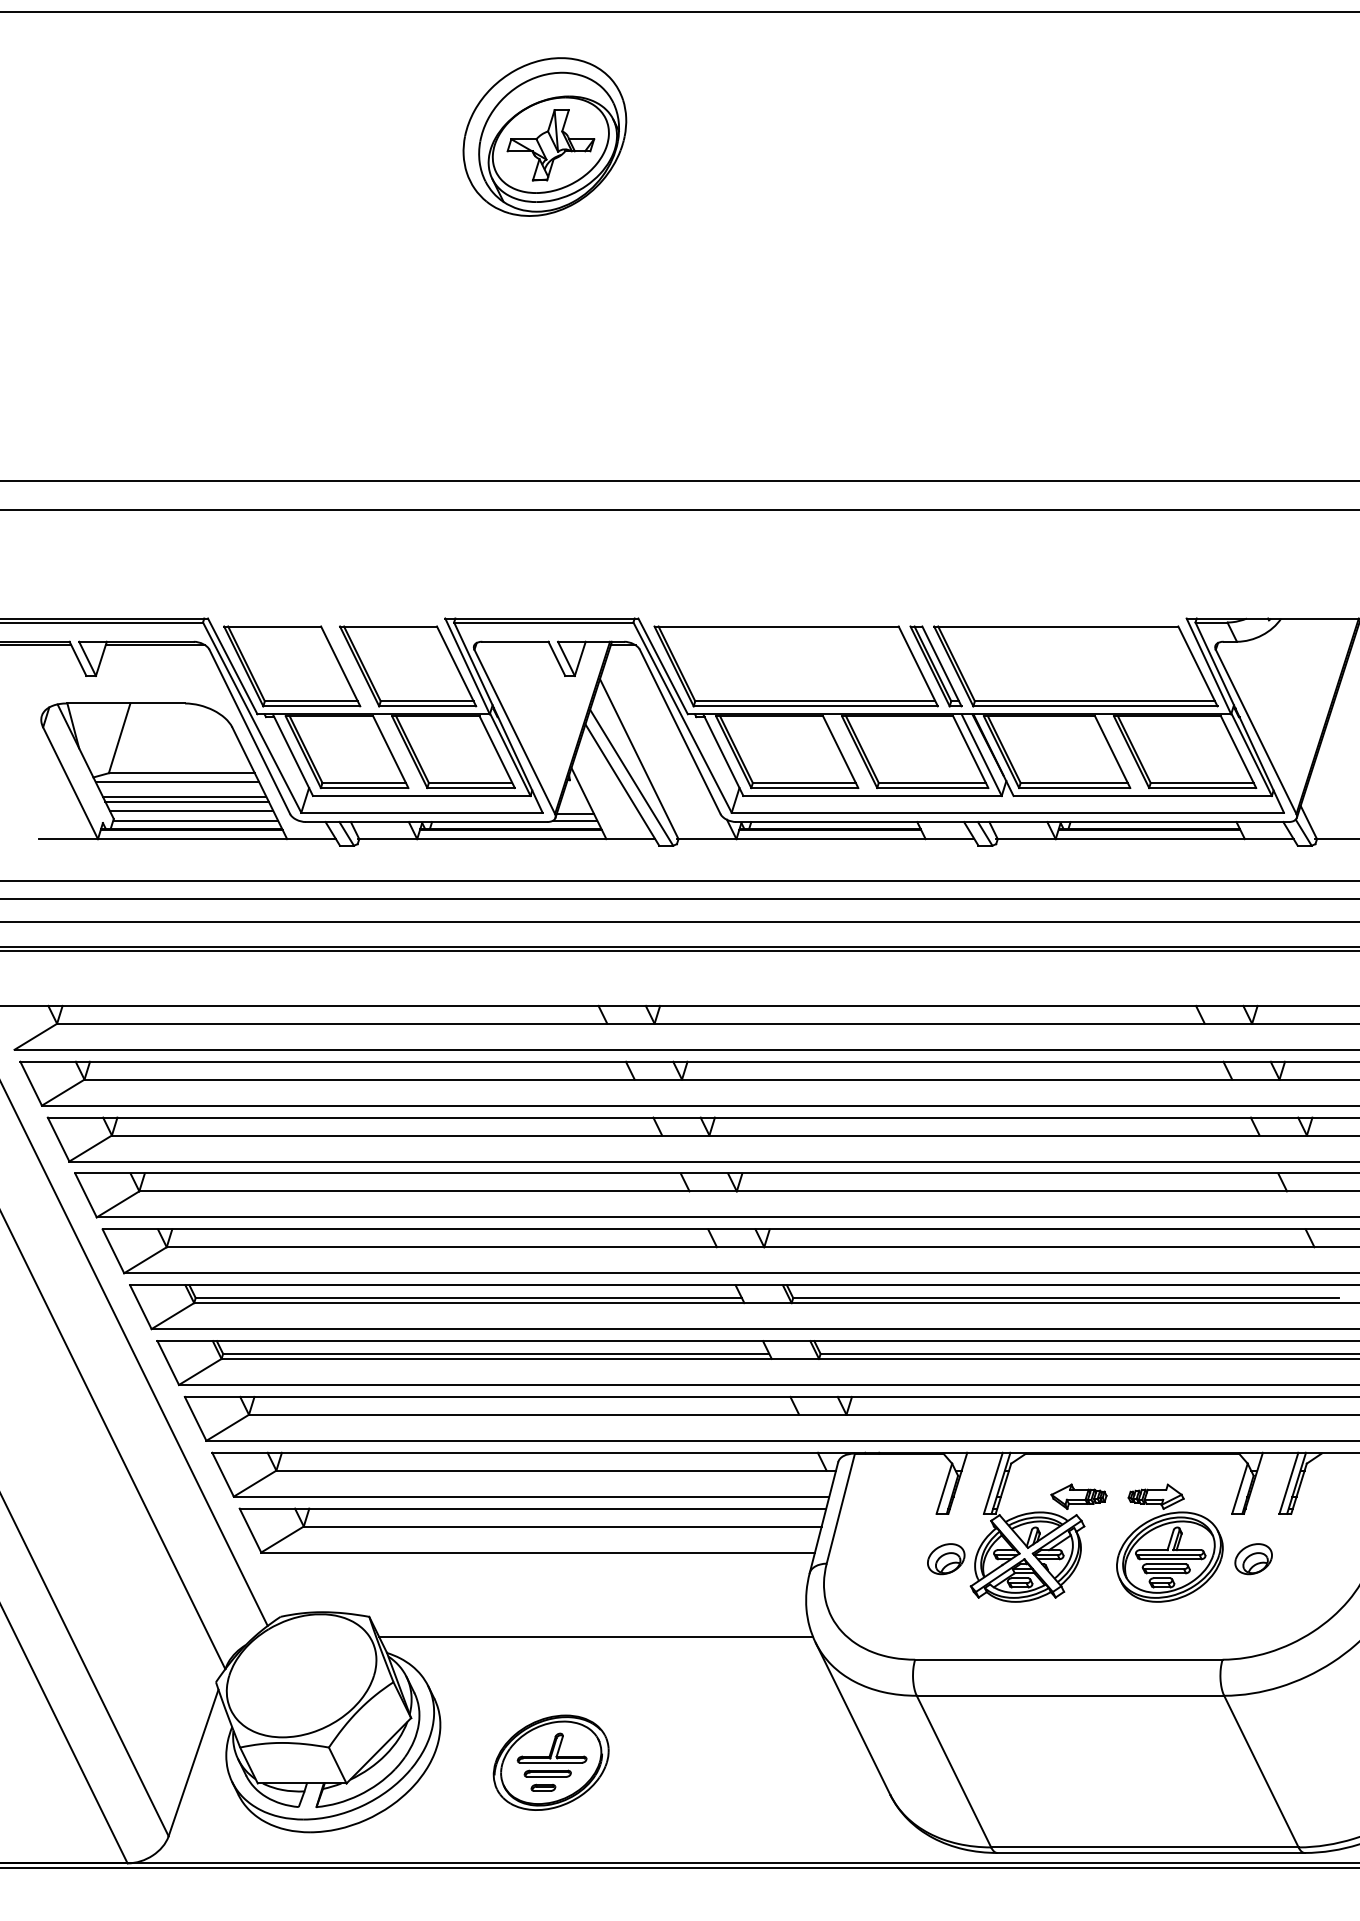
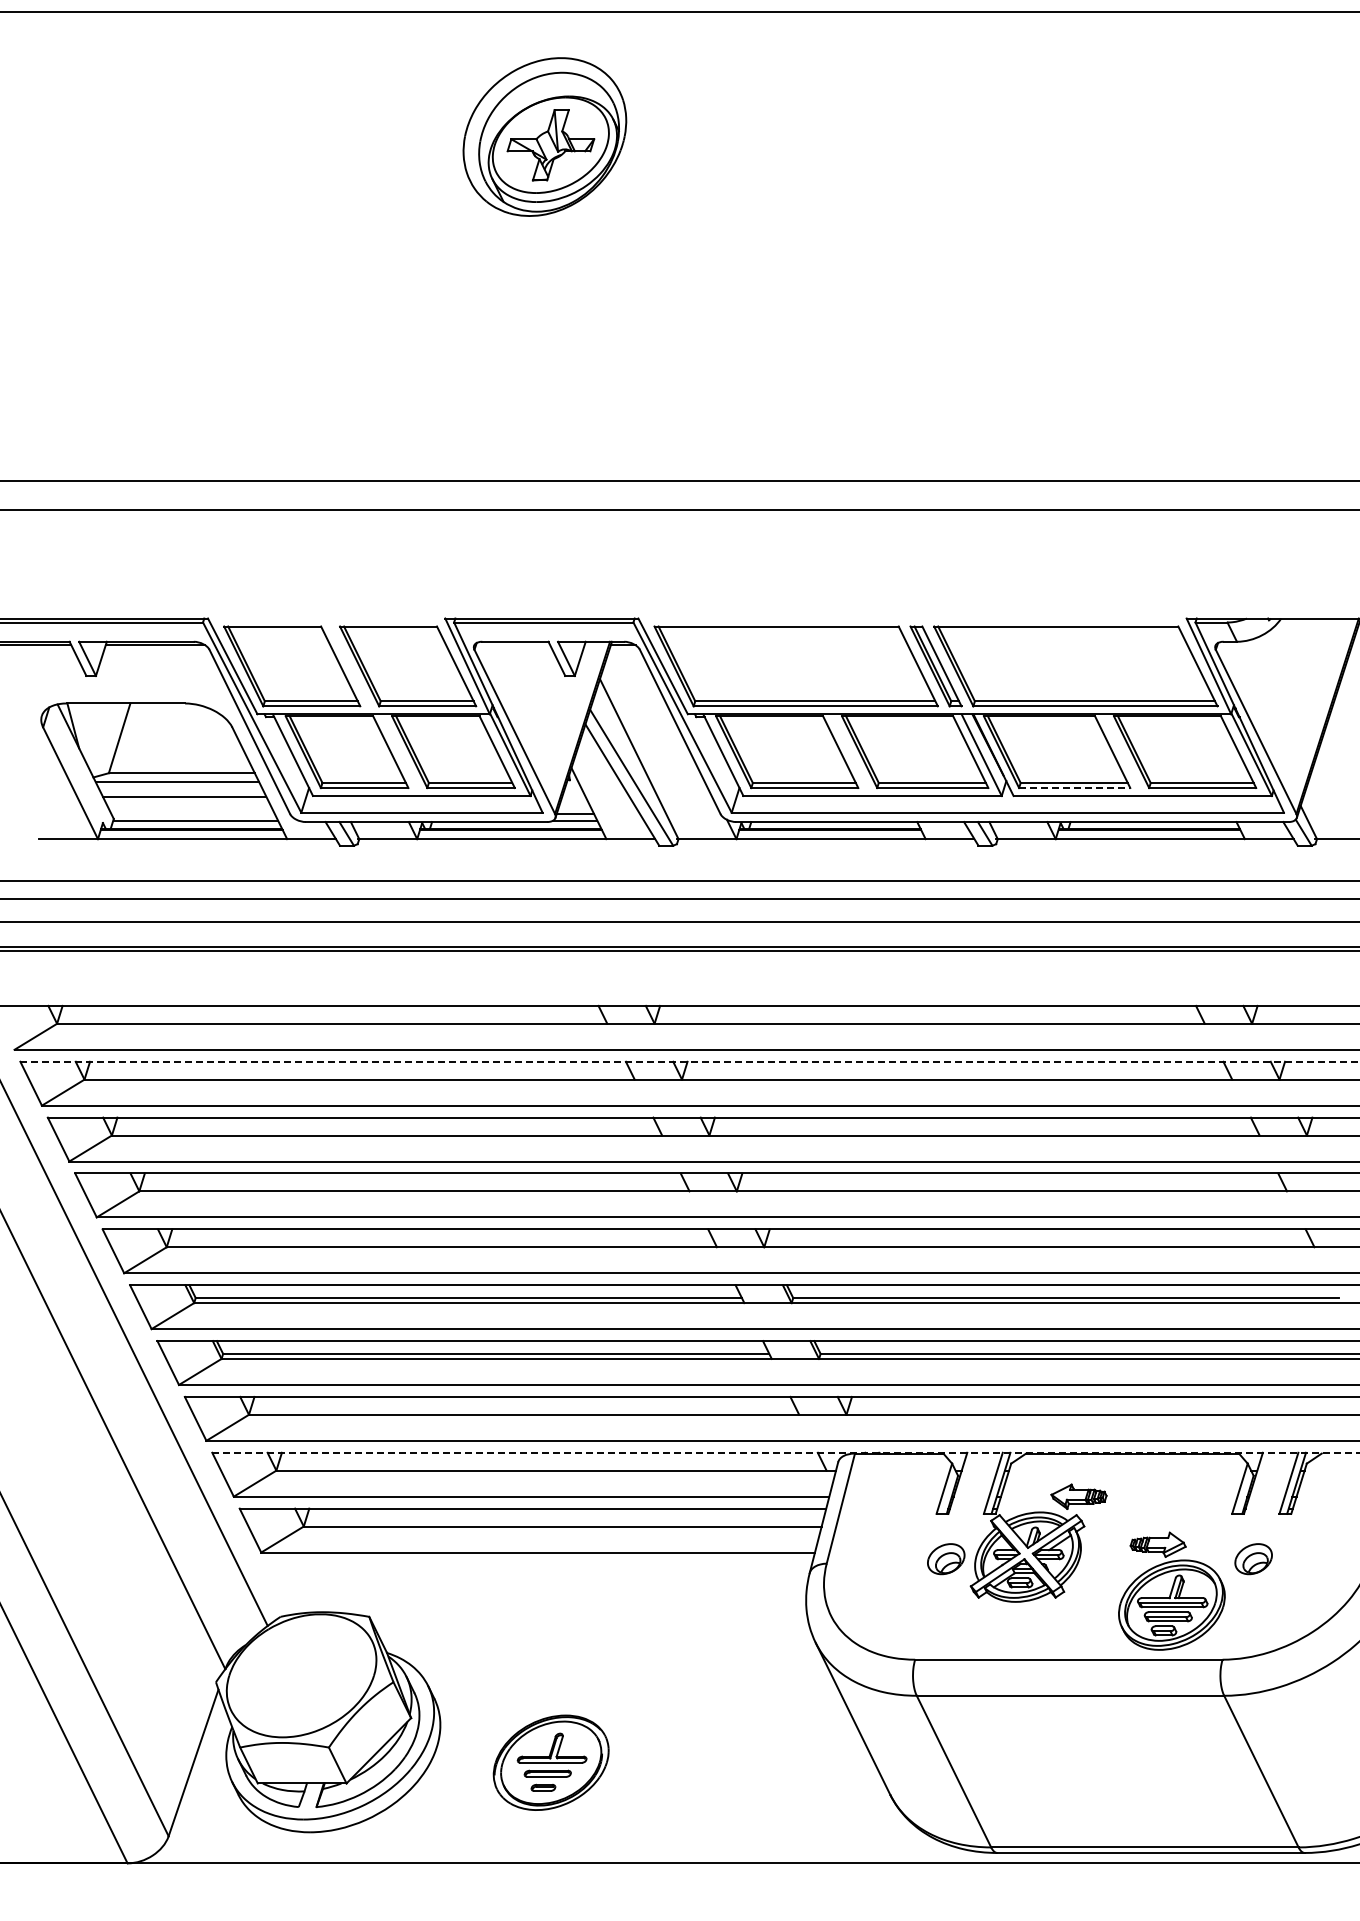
line: solid -> dashed (1074, 788)
line: present -> none (186, 801)
line: present -> none (191, 810)
line: solid -> dashed (690, 1061)
line: solid -> dashed (786, 1452)
part position: (1169, 1542) -> (1171, 1590) (1171, 1590)
line: present -> none (596, 1637)
line: present -> none (679, 1868)
